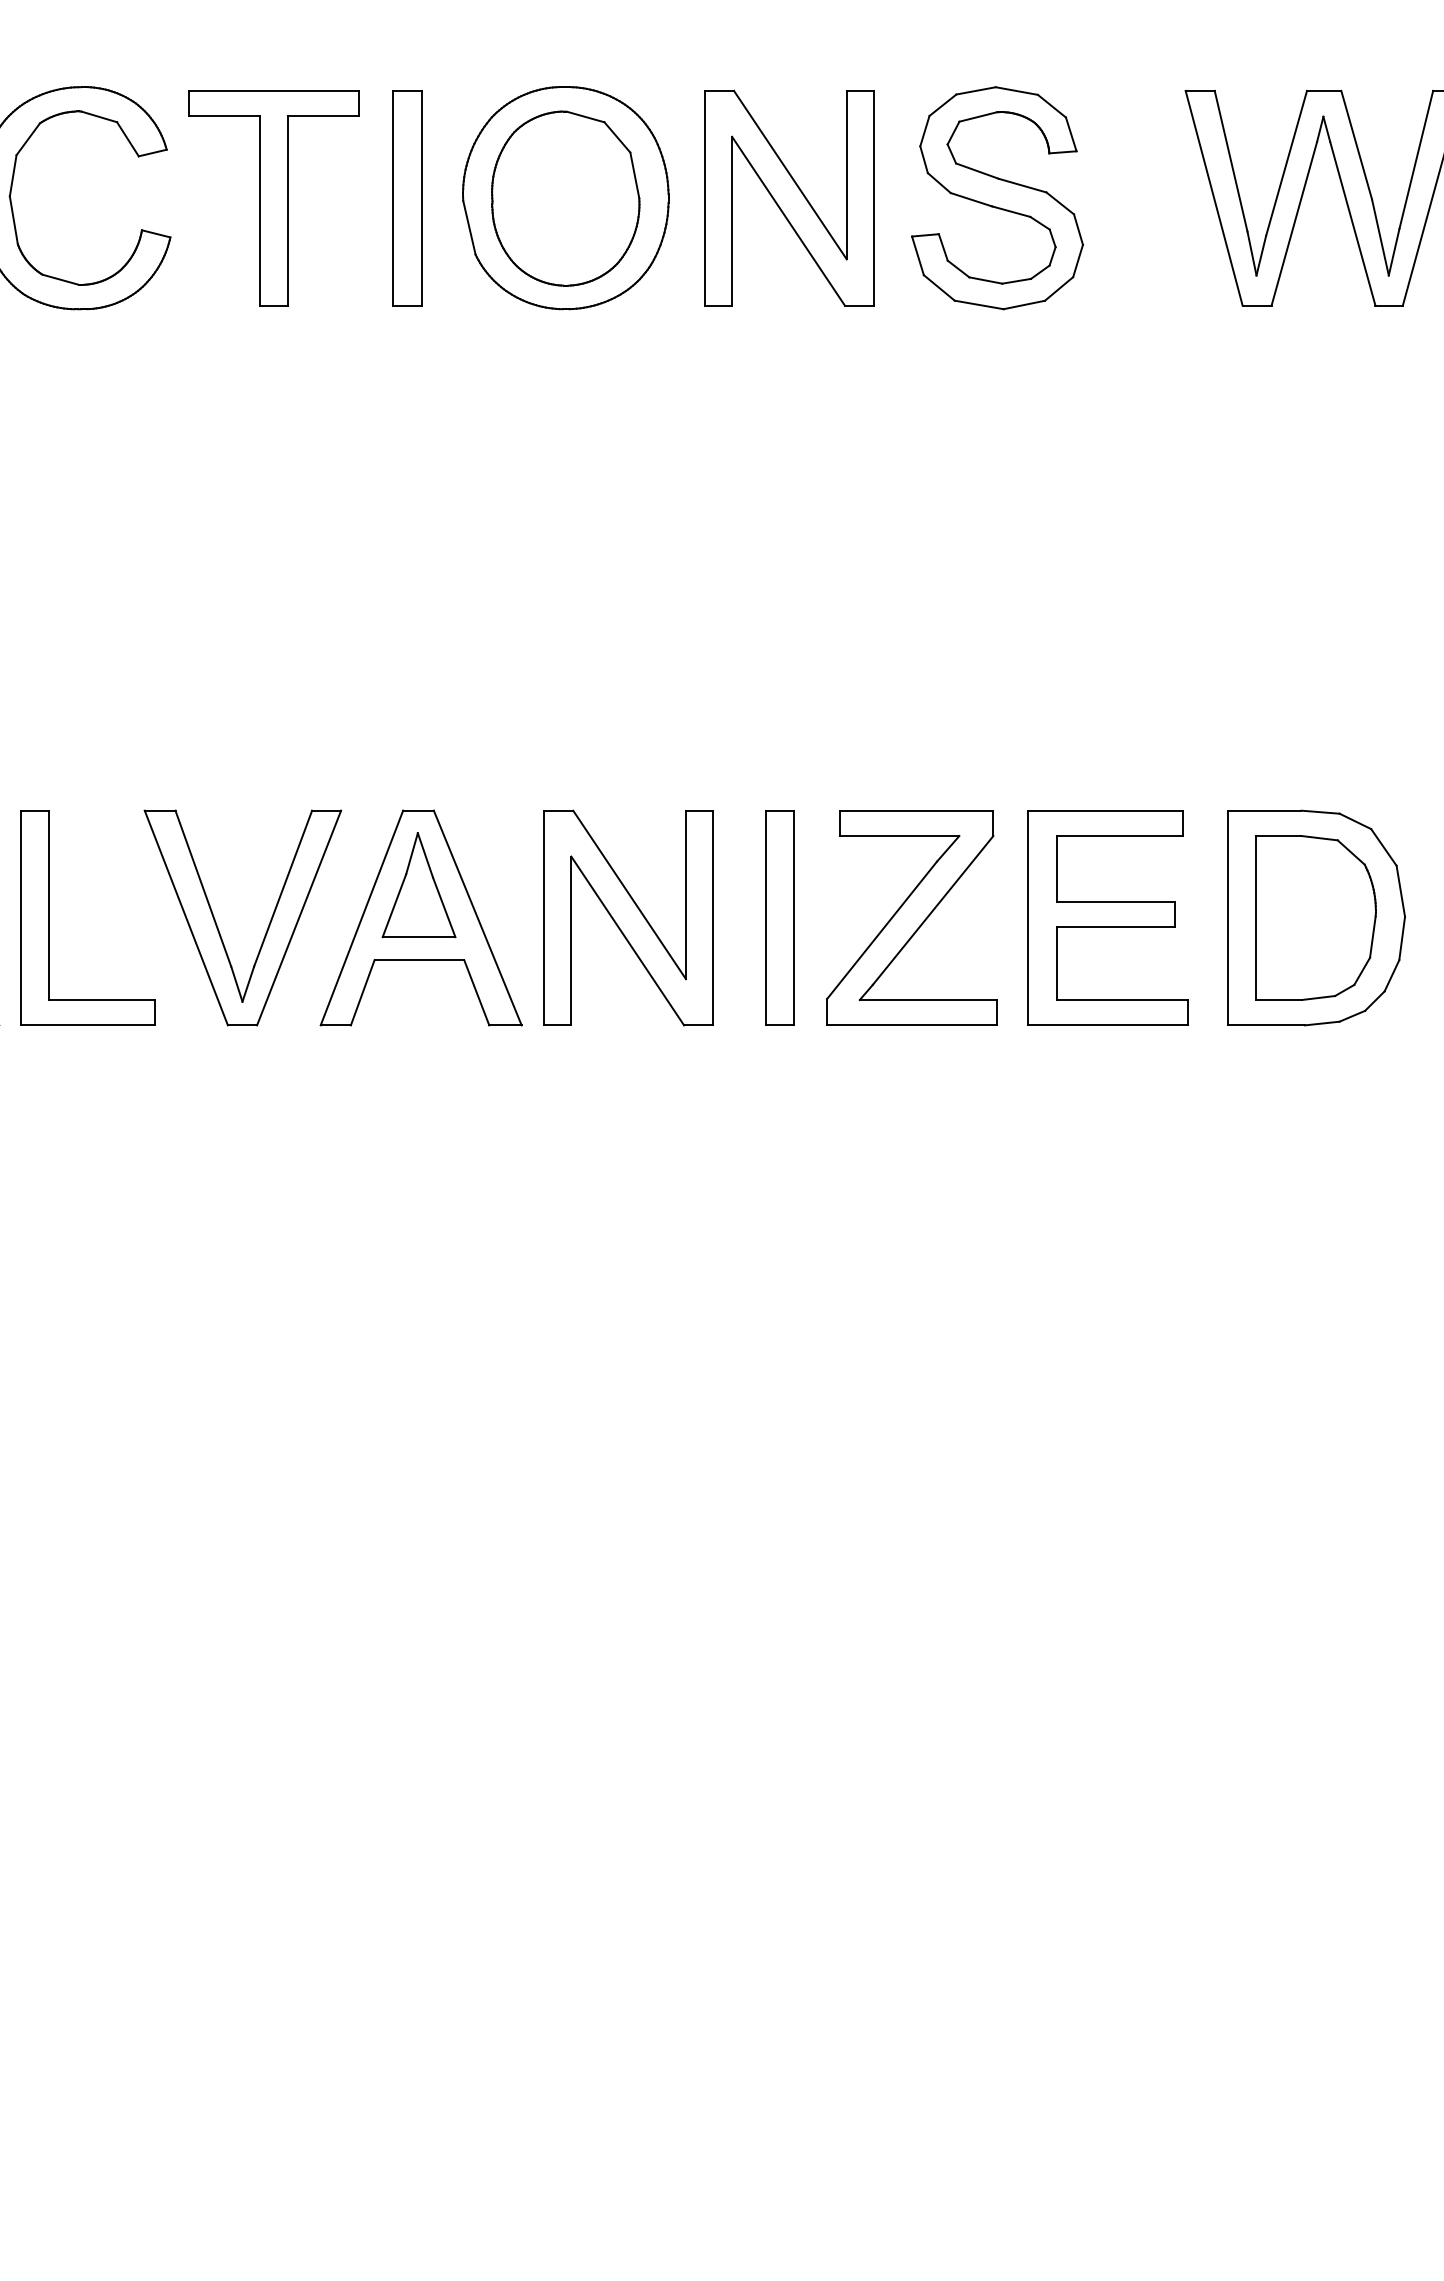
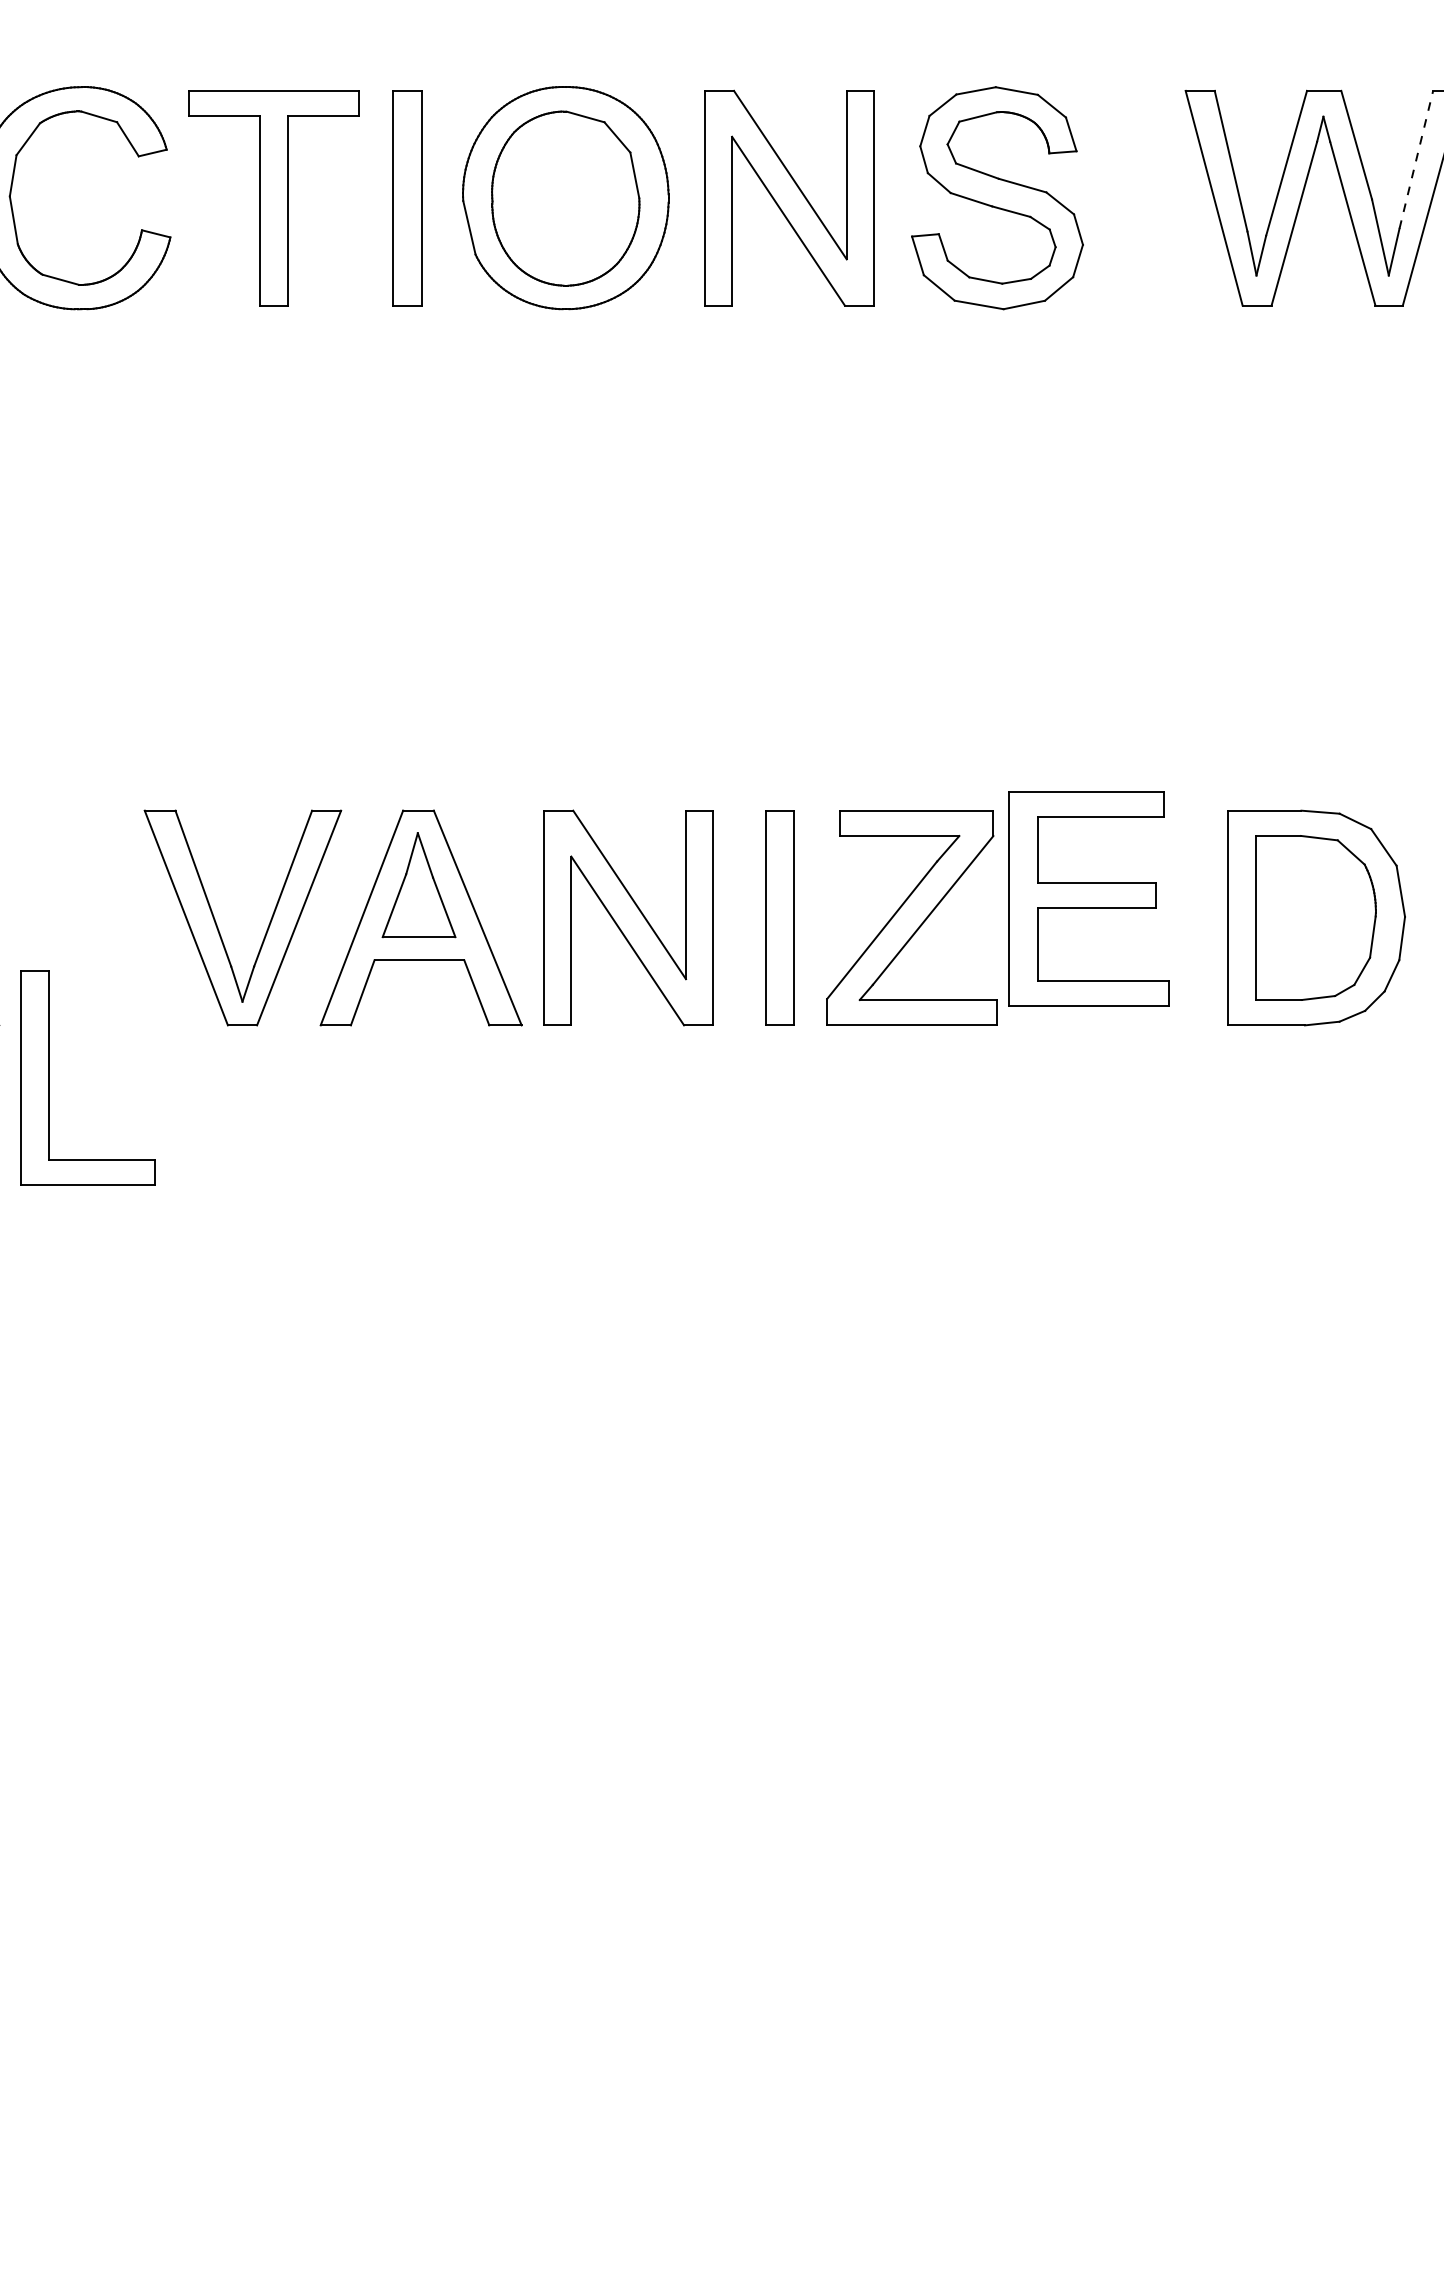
line: solid -> dashed (1416, 159)
part position: (49, 917) -> (49, 1077) (49, 1077)
part position: (1107, 917) -> (1088, 898) (1088, 898)
